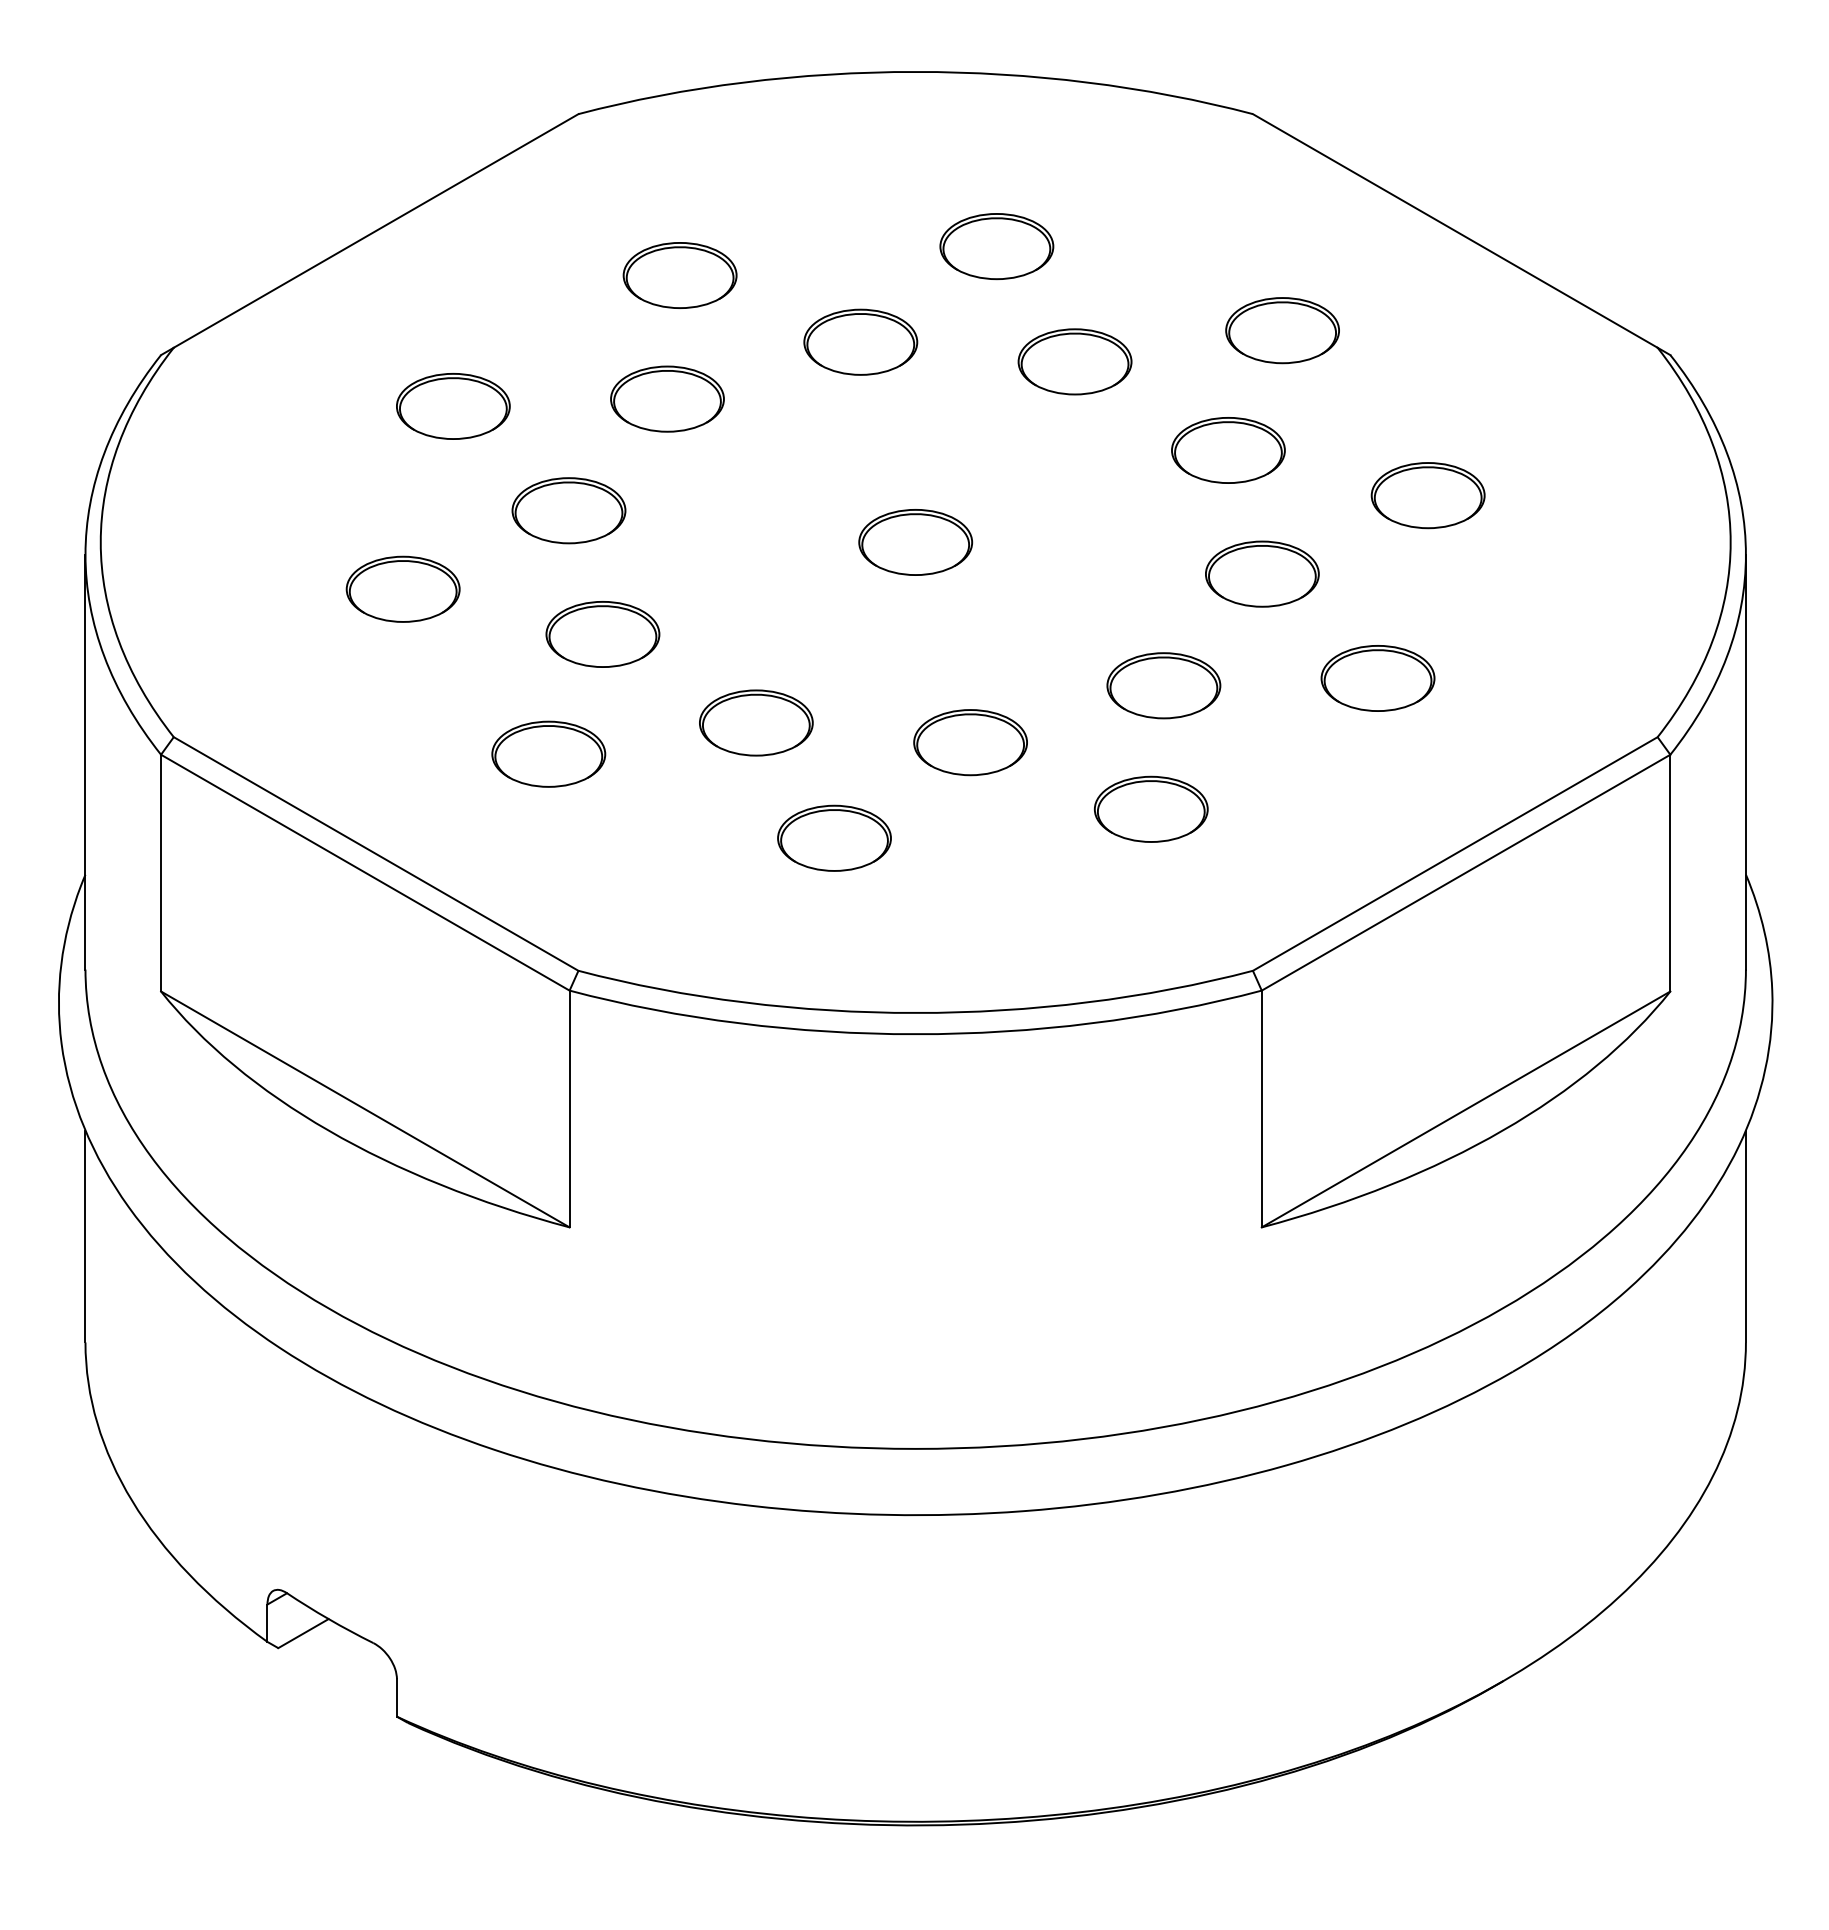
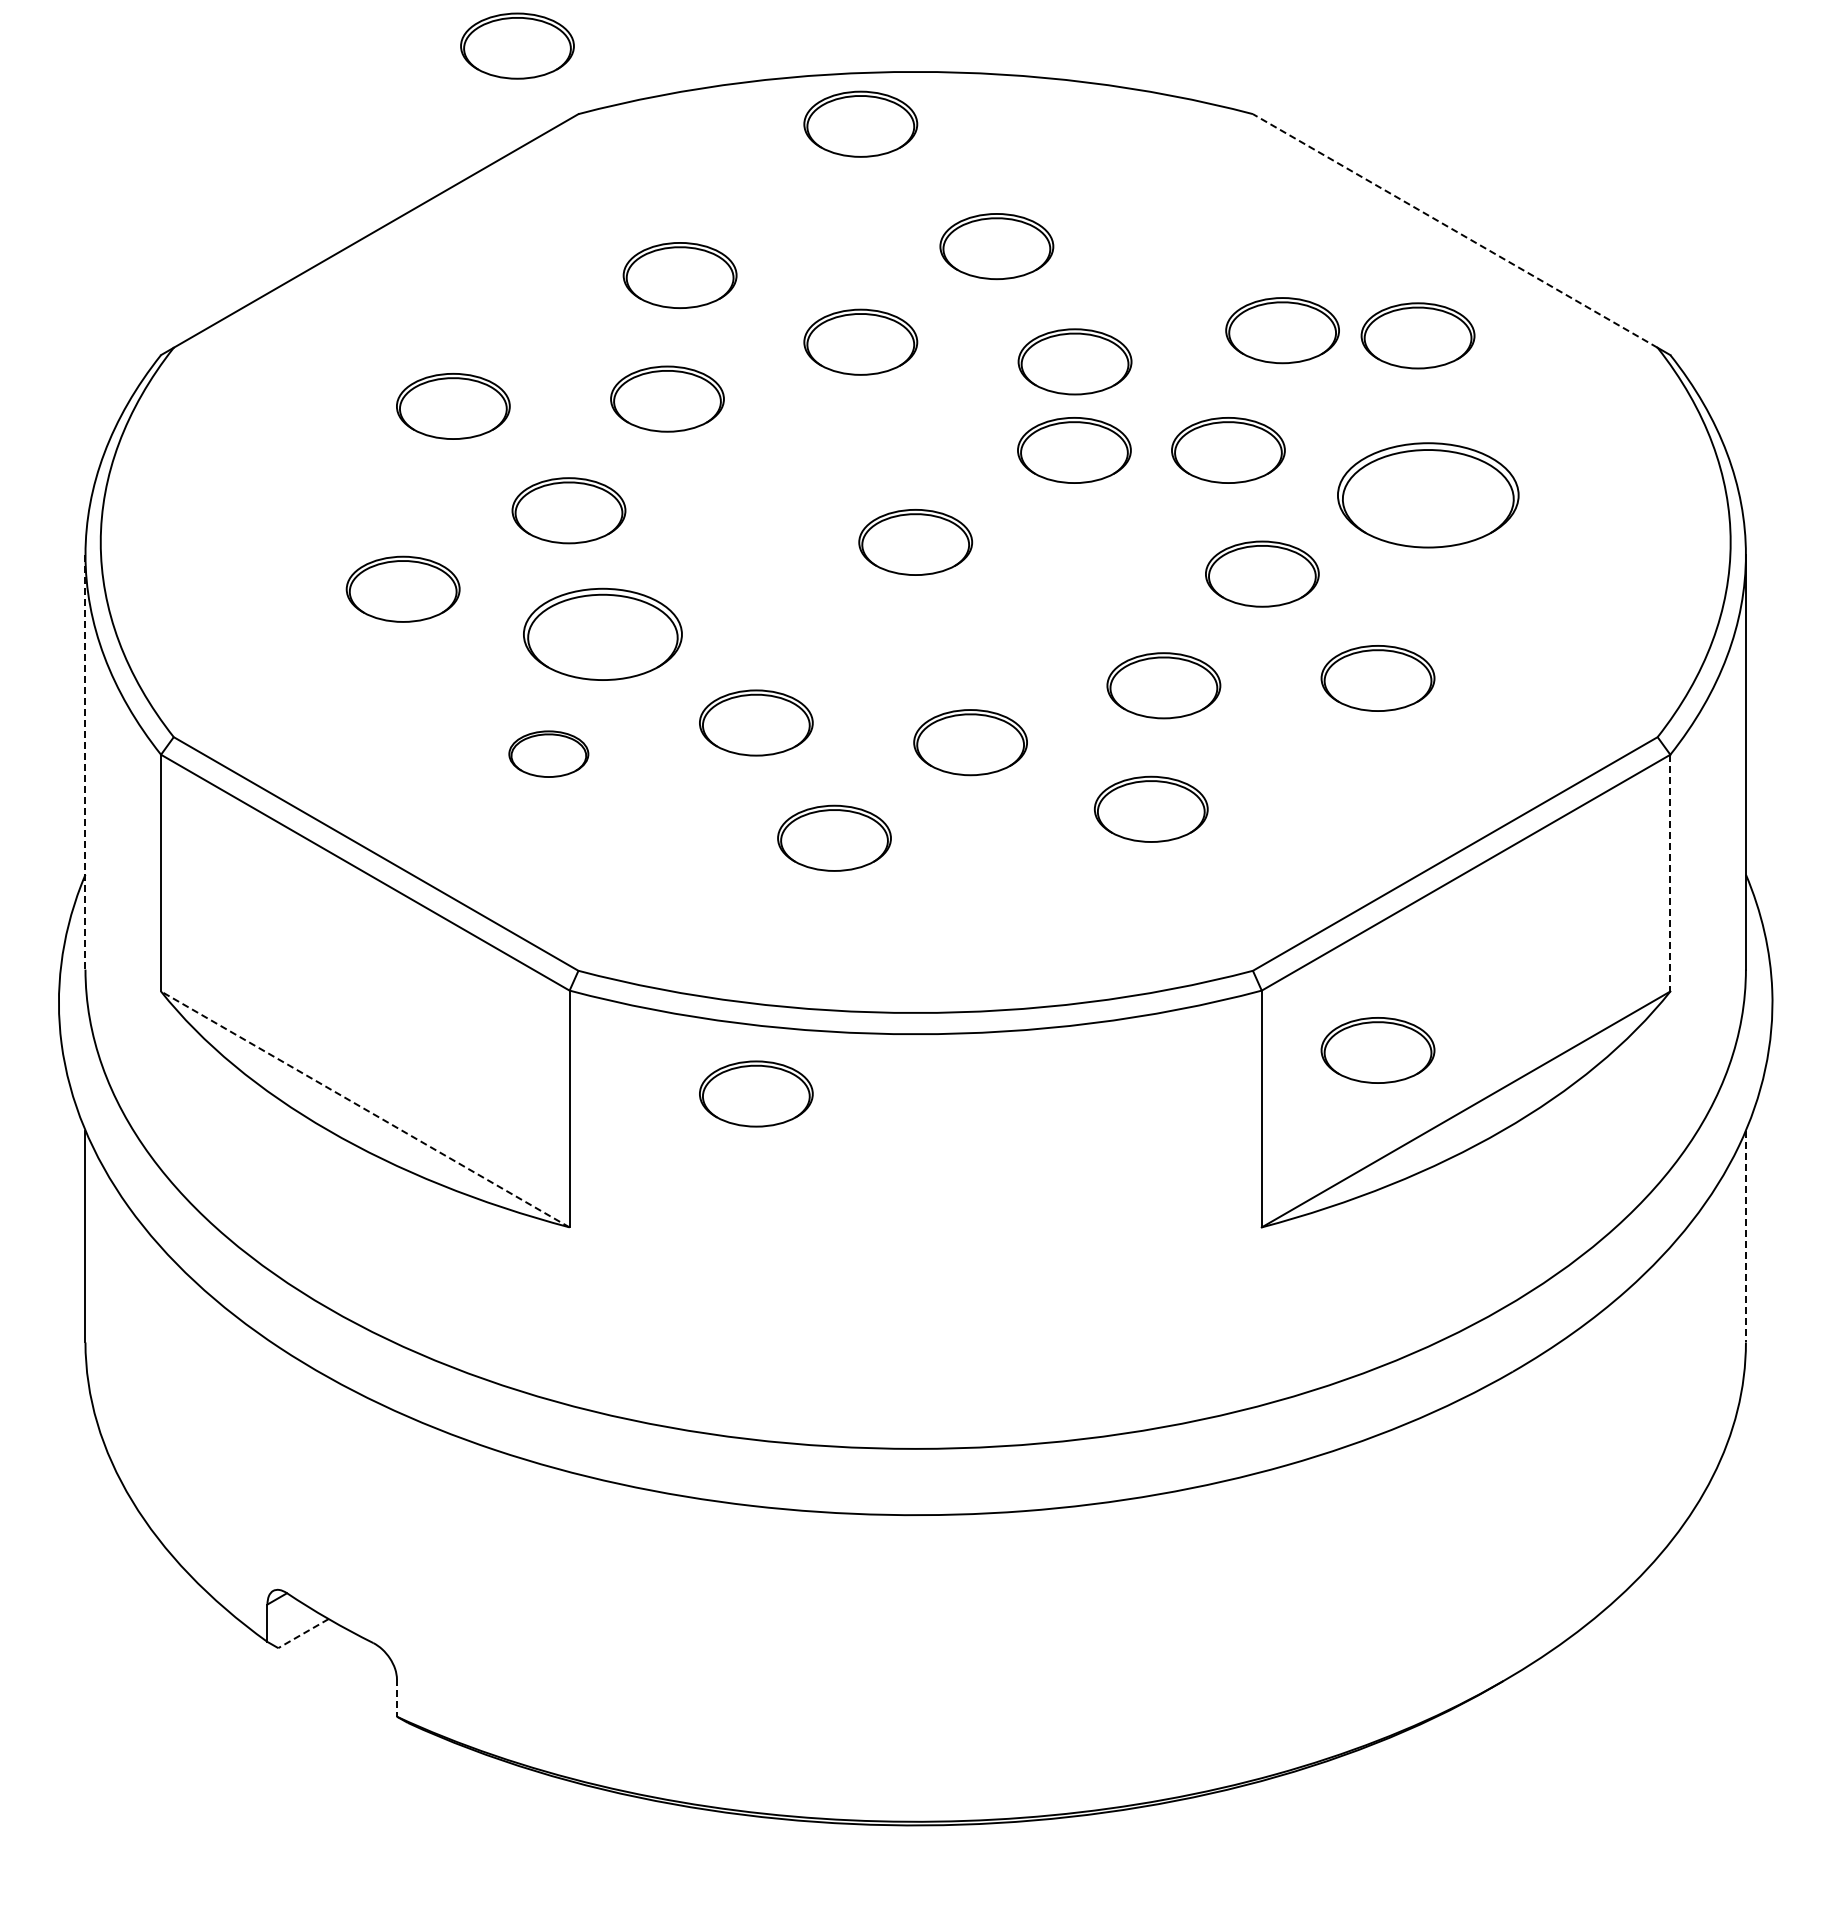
part: none -> present (517, 45)
part: none -> present (860, 123)
line: solid -> dashed (1455, 230)
part: none -> present (1417, 335)
part: none -> present (1074, 450)
part size: 116x68 px -> 183x107 px (1428, 495)
part size: 116x67 px -> 160x94 px (602, 633)
part size: 116x68 px -> 82x48 px (548, 753)
line: solid -> dashed (85, 762)
line: solid -> dashed (1670, 873)
part: none -> present (1377, 1050)
part: none -> present (756, 1093)
line: solid -> dashed (365, 1109)
line: solid -> dashed (1745, 1236)
line: solid -> dashed (303, 1633)
line: solid -> dashed (396, 1698)
